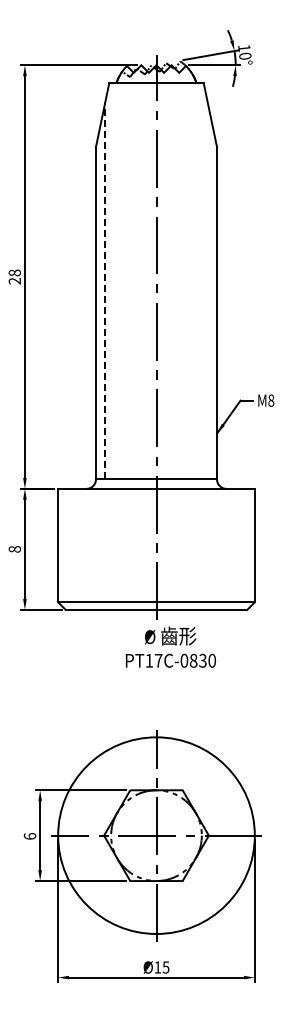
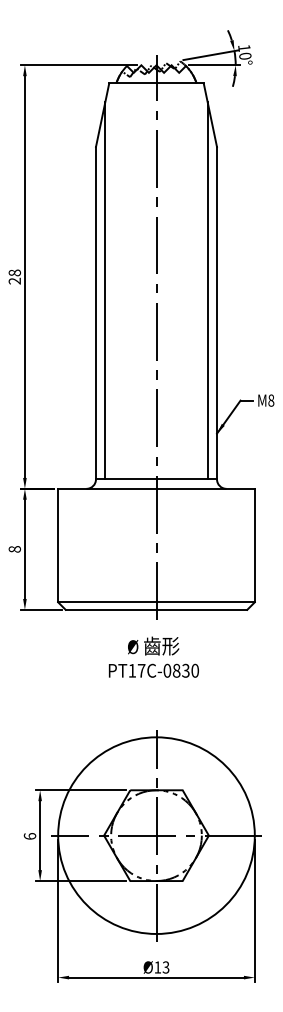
line: dashed -> solid (105, 290)
line: none -> present (207, 290)
text position: (170, 646) -> (153, 656) (153, 656)
text: Ø15 -> Ø13 (166, 966)
